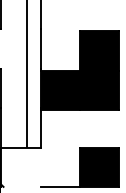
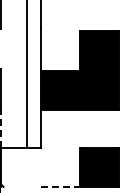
line: solid -> dashed (1, 127)
line: solid -> dashed (60, 186)
